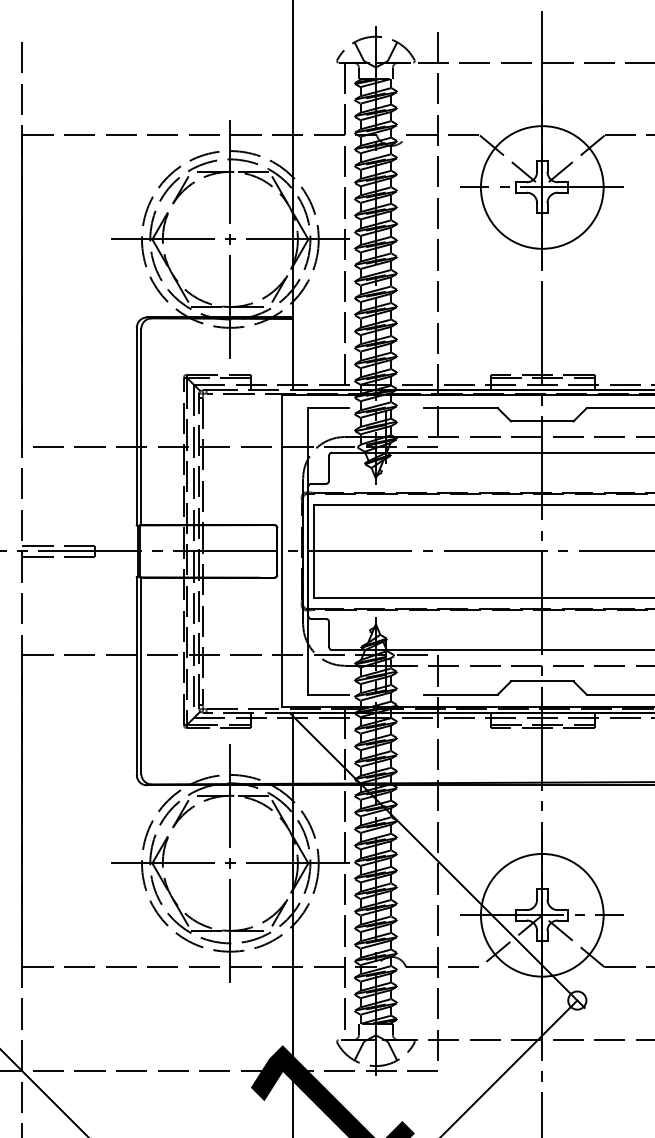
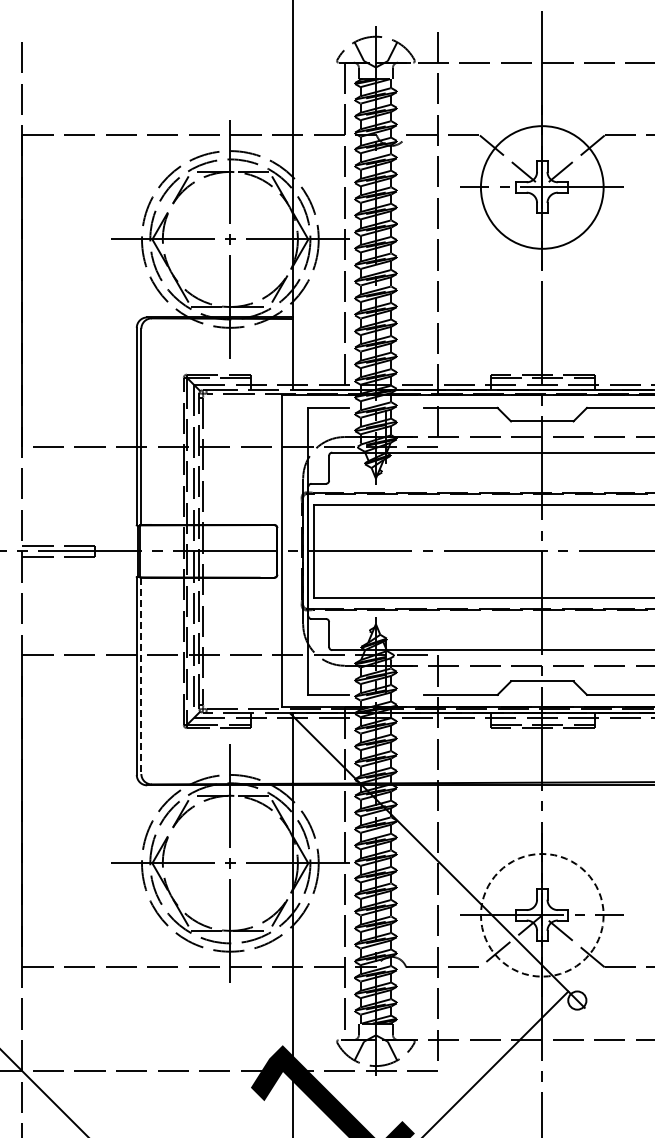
line: solid -> dashed (141, 676)
circle: solid -> dashed (541, 914)
line position: (510, 1067) -> (496, 1062) (496, 1062)
